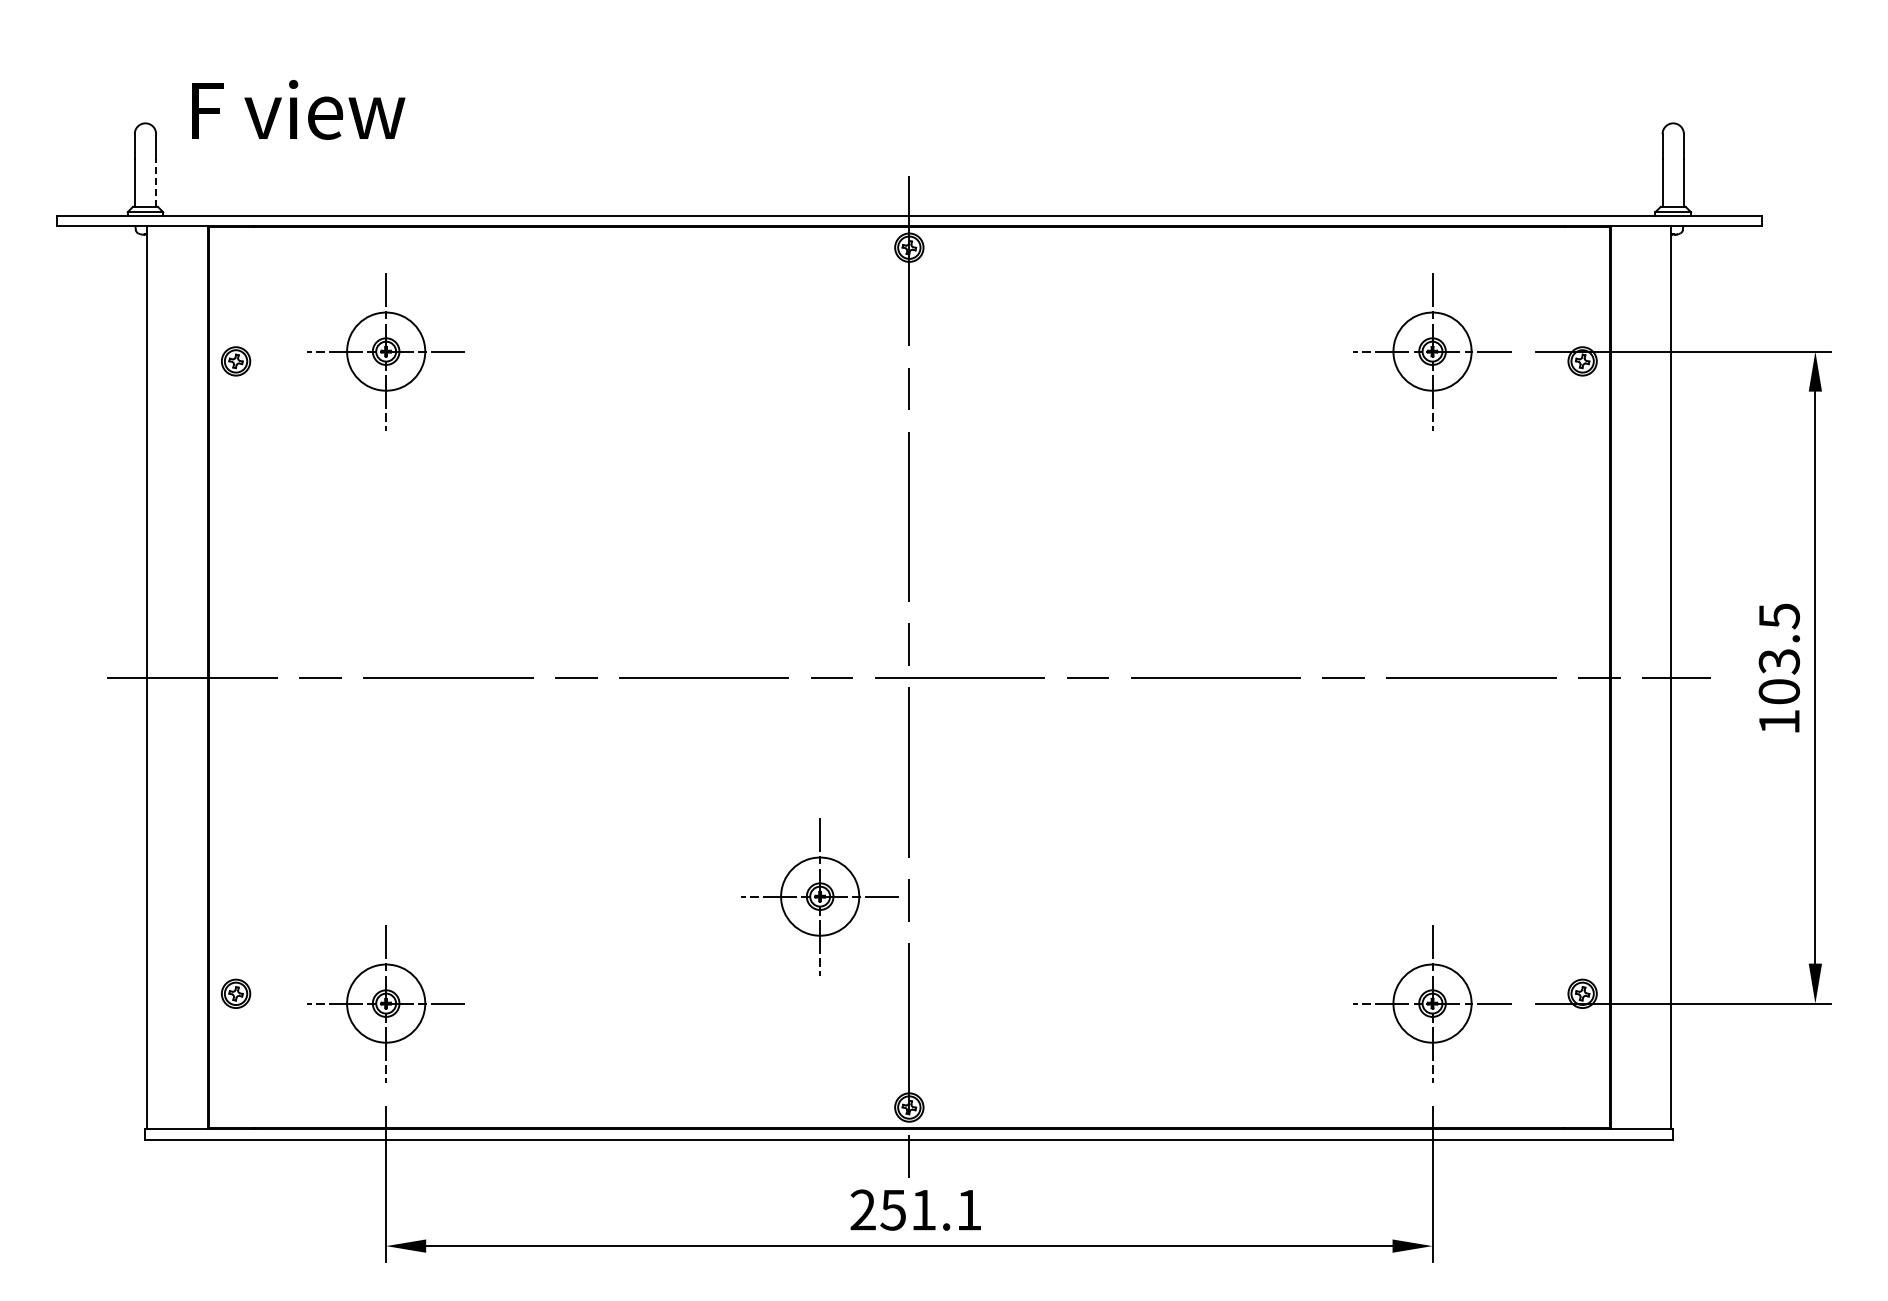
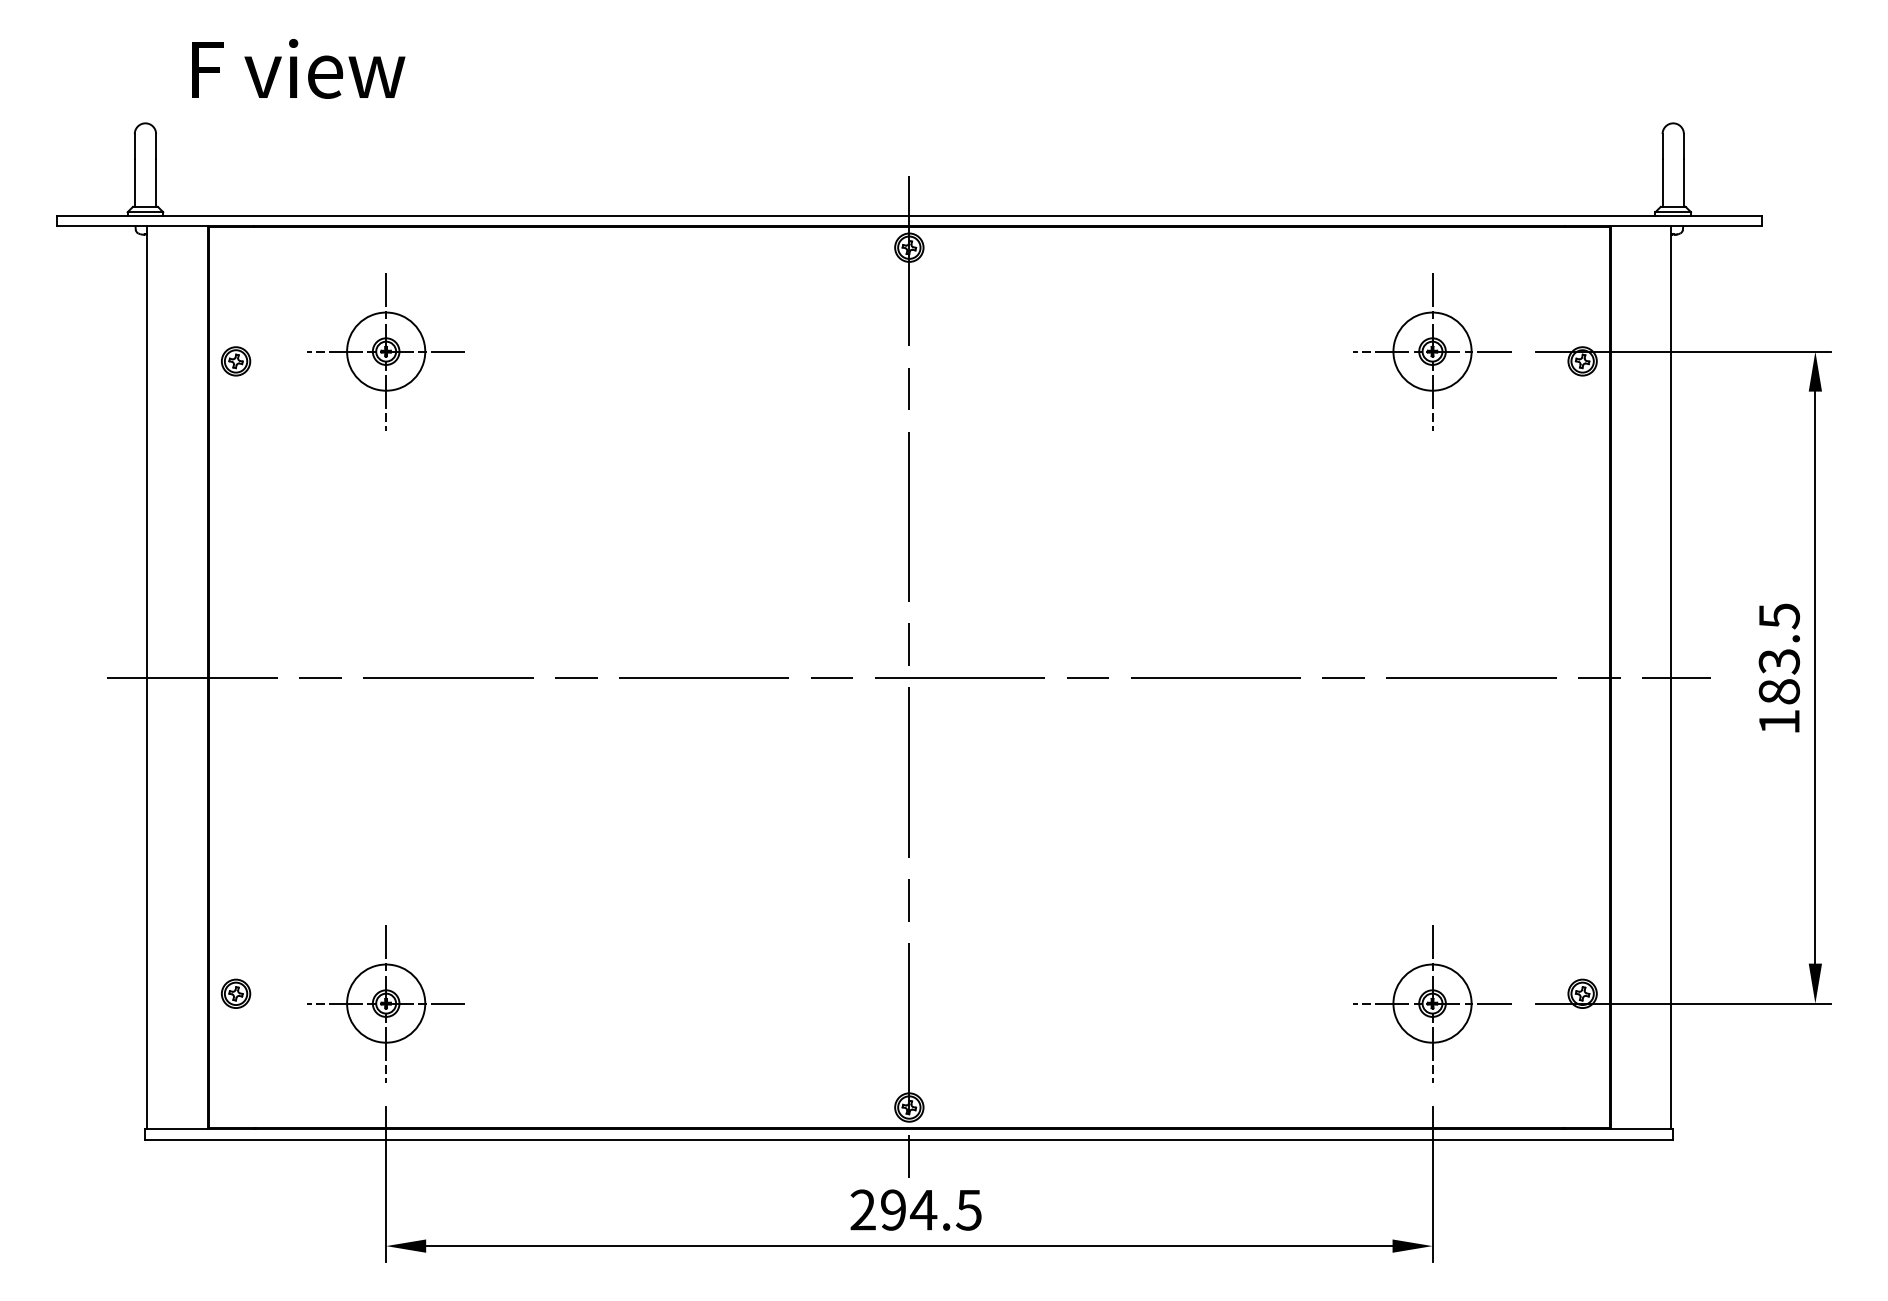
text position: (298, 109) -> (298, 68) (298, 68)
line: dashed -> solid (156, 182)
text: 103.5 -> 183.5 (1778, 691)
part: present -> none (819, 896)
text: 251.1 -> 294.5 (930, 1209)
